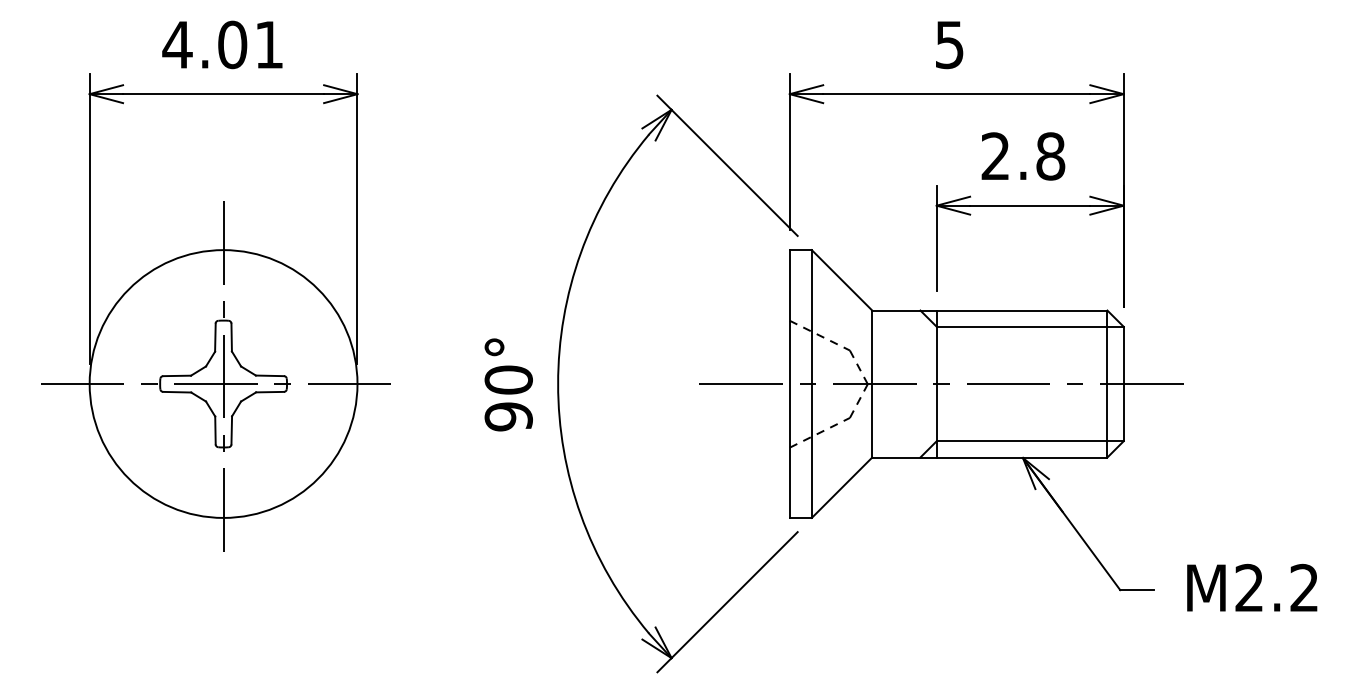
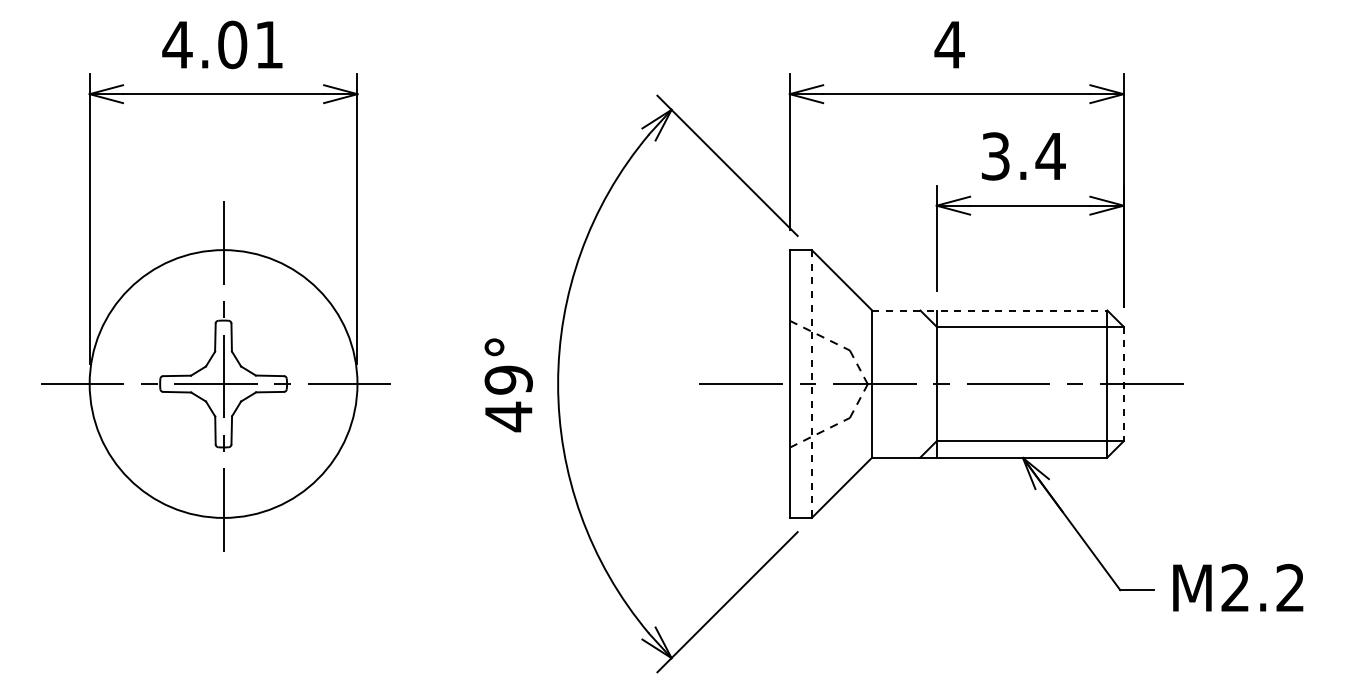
text: 5 -> 4 (949, 45)
text: 2.8 -> 3.4 (1023, 156)
line: solid -> dashed (989, 310)
line: solid -> dashed (811, 384)
line: solid -> dashed (1123, 384)
text: 90° -> 49° (508, 398)
text position: (1252, 587) -> (1238, 587) (1238, 587)
